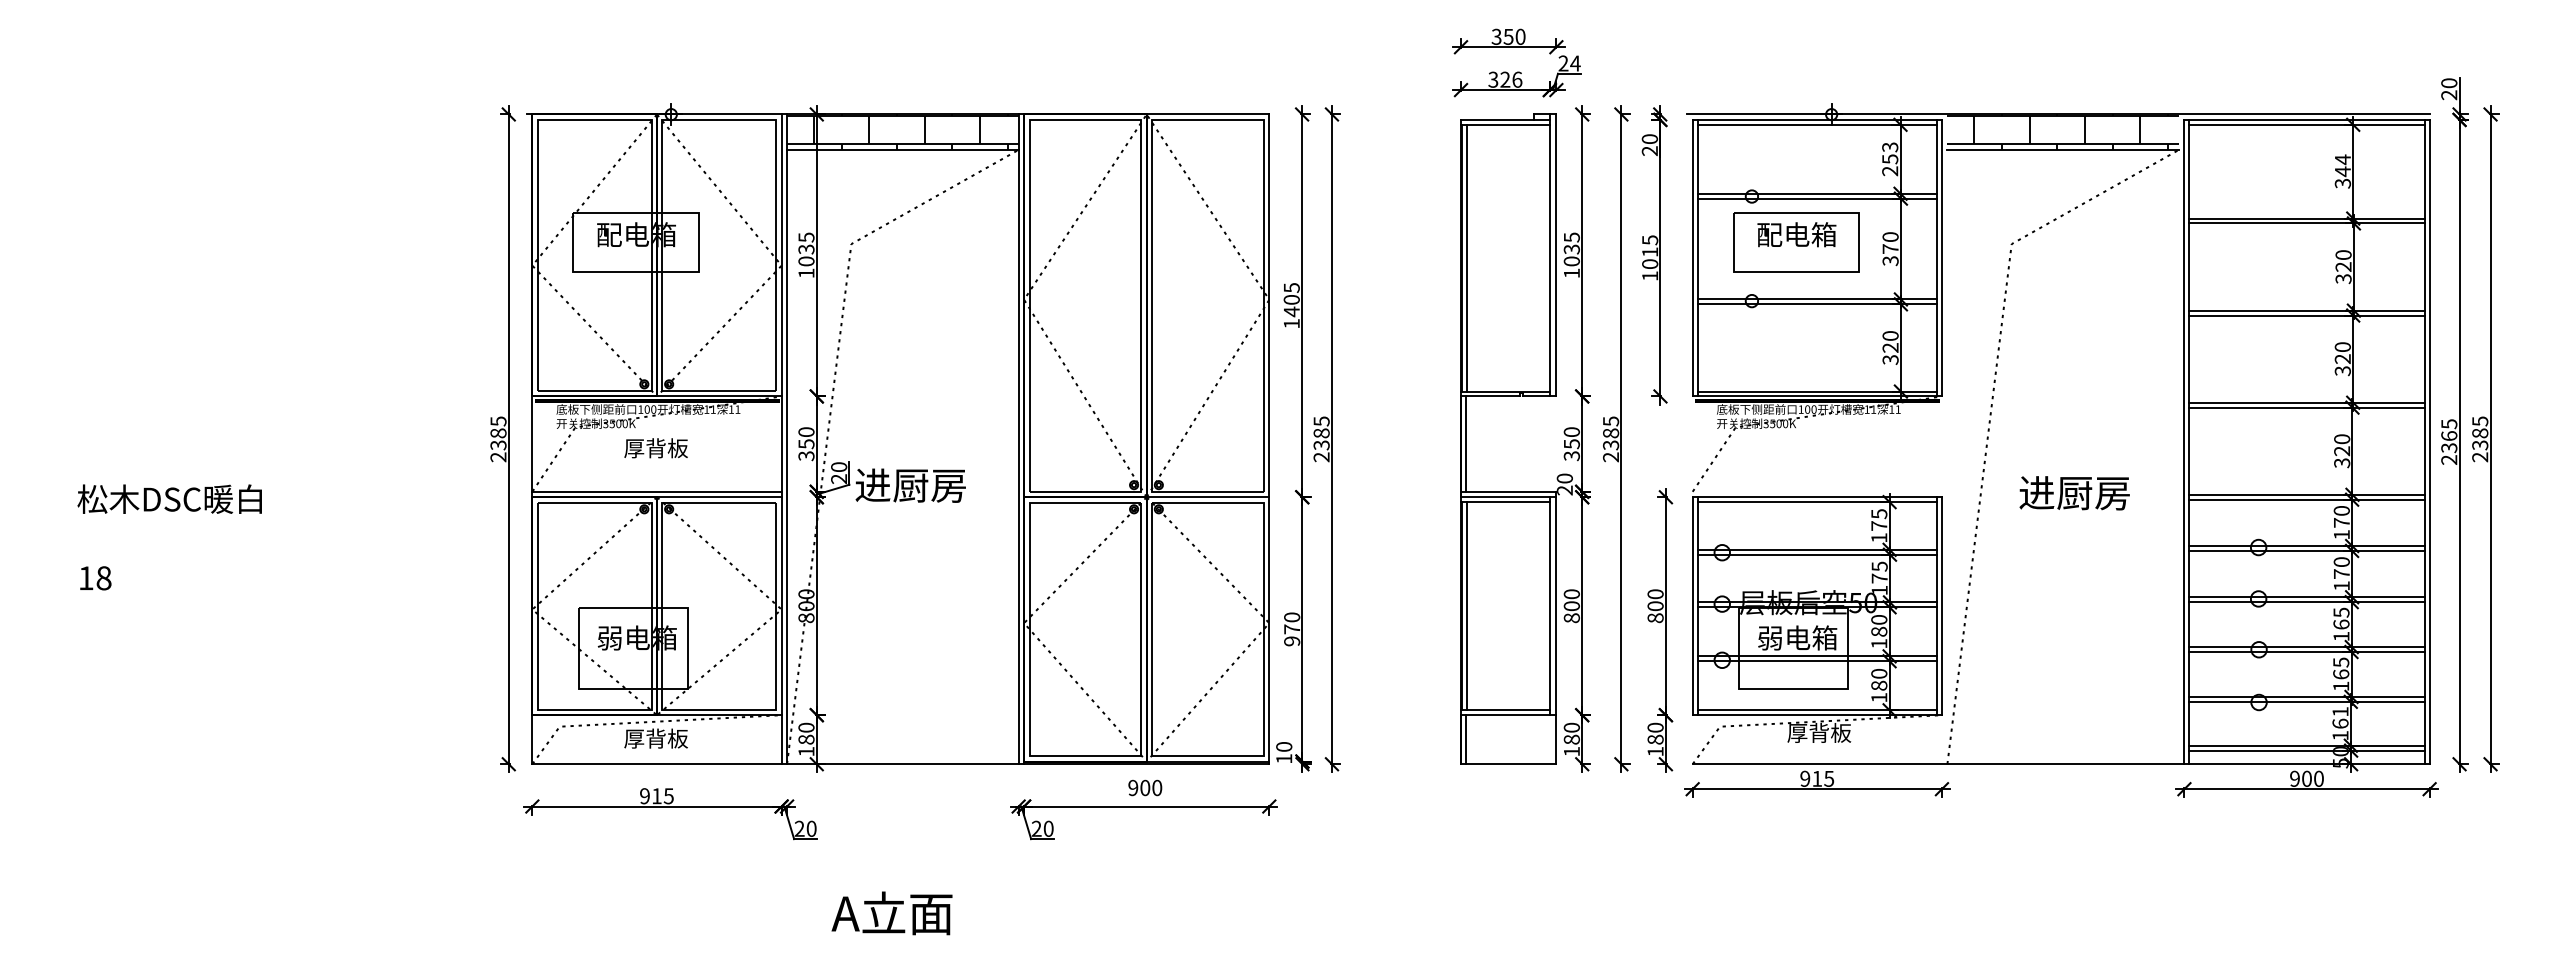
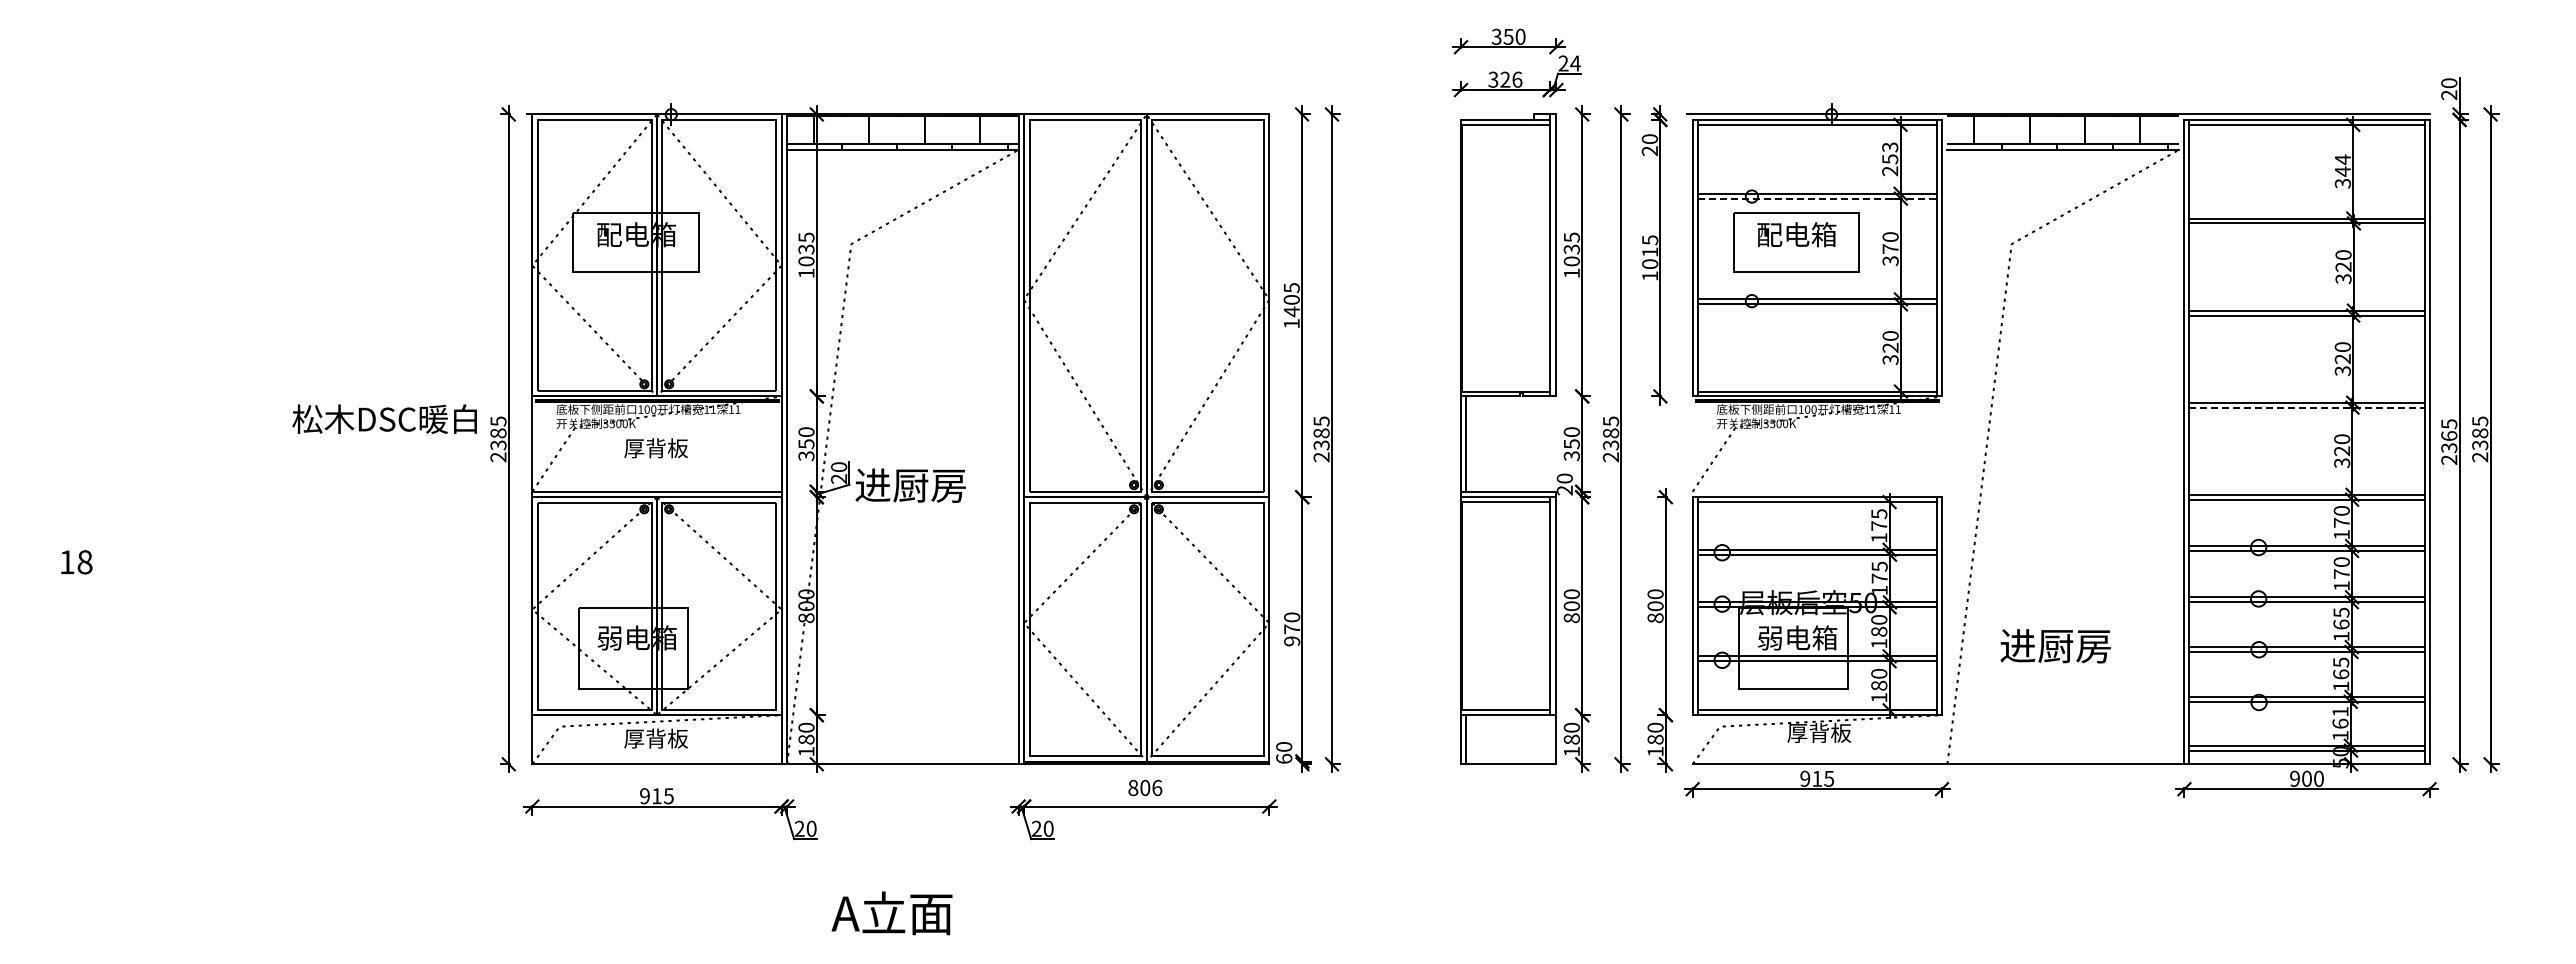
line: solid -> dashed (1817, 198)
line: present -> none (1467, 257)
line: solid -> dashed (2307, 407)
text position: (2074, 493) -> (2055, 646) (2055, 646)
text position: (169, 498) -> (384, 418) (384, 418)
text position: (95, 578) -> (76, 562) (76, 562)
line: present -> none (1467, 606)
text: 10 -> 60 (1284, 758)
text: 900 -> 806 (1145, 788)
